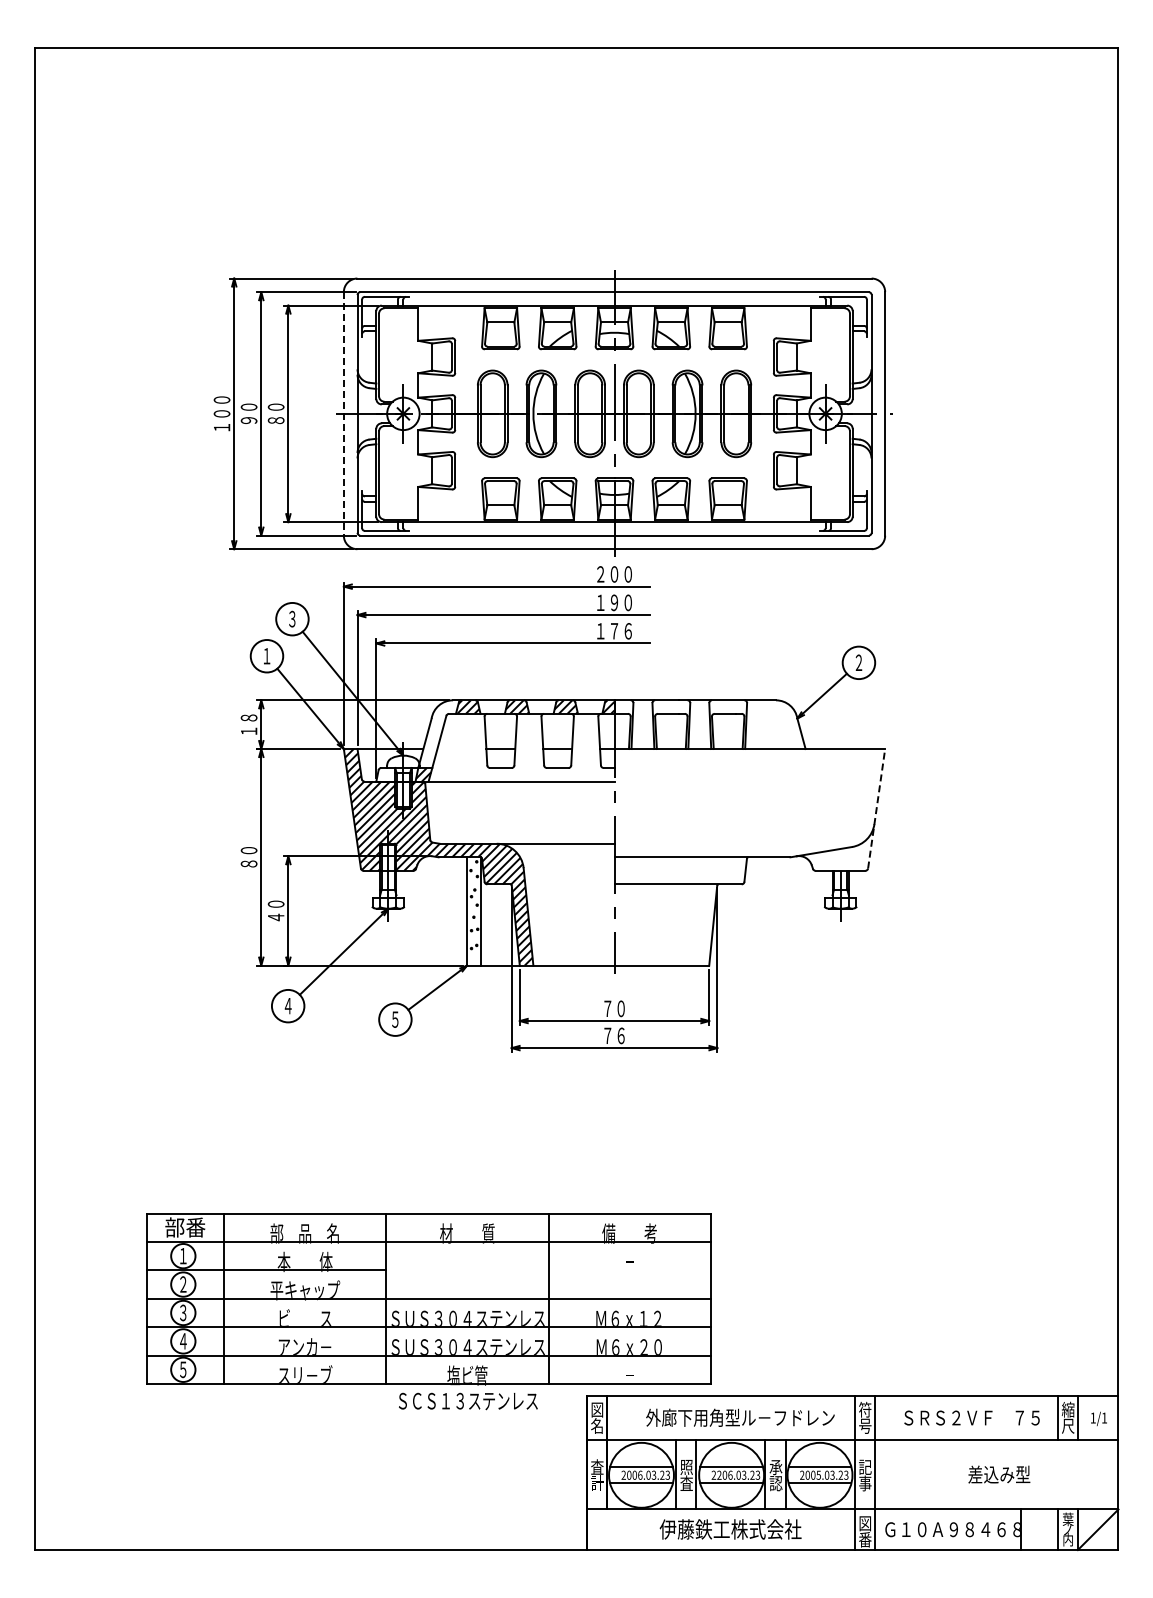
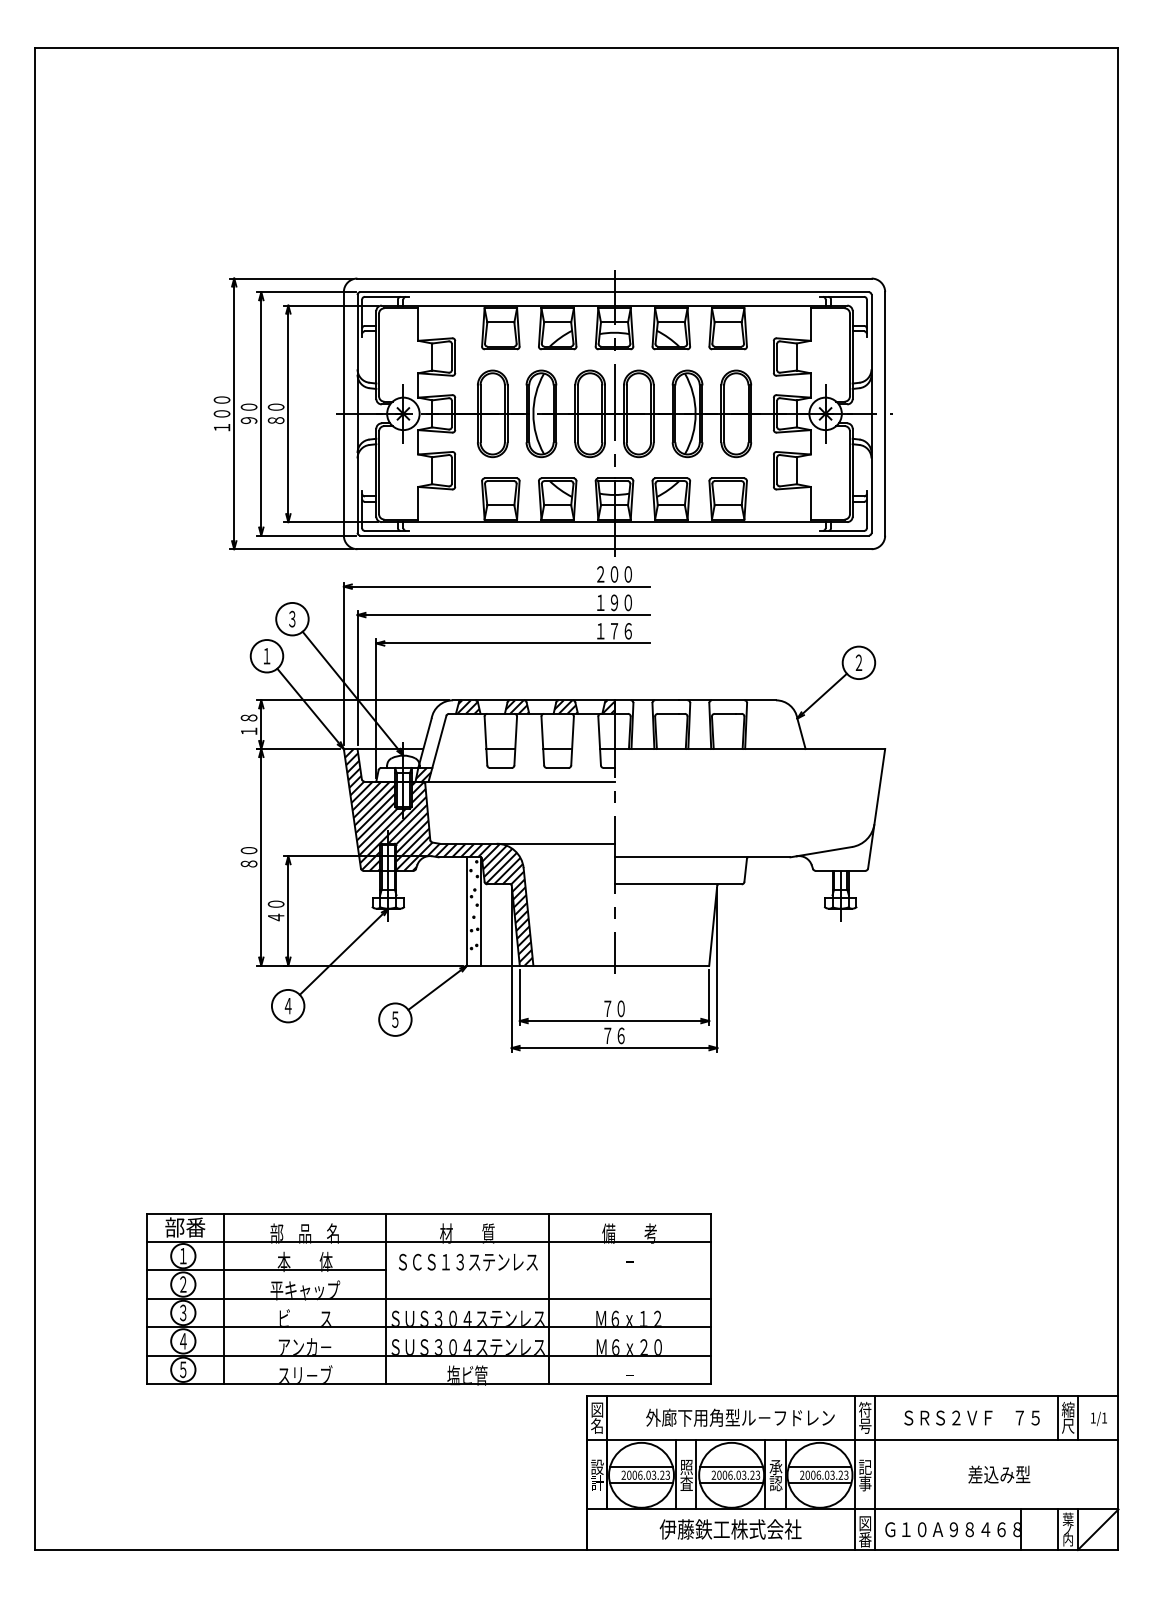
line: dashed -> solid (343, 413)
line: dashed -> solid (876, 808)
text position: (468, 1401) -> (468, 1262) (468, 1262)
text: 査 -> 設 (597, 1466)
text: 2206.03.23 -> 2006.03.23 (719, 1474)
text: 2005.03.23 -> 2006.03.23 (818, 1474)
